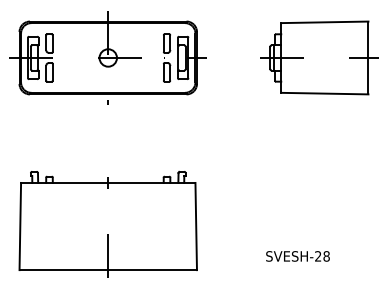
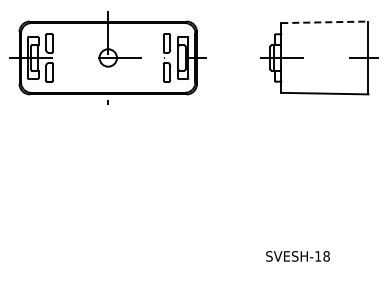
line: solid -> dashed (324, 22)
part: present -> none (107, 223)
text: SVESH-28 -> SVESH-18 (317, 256)
